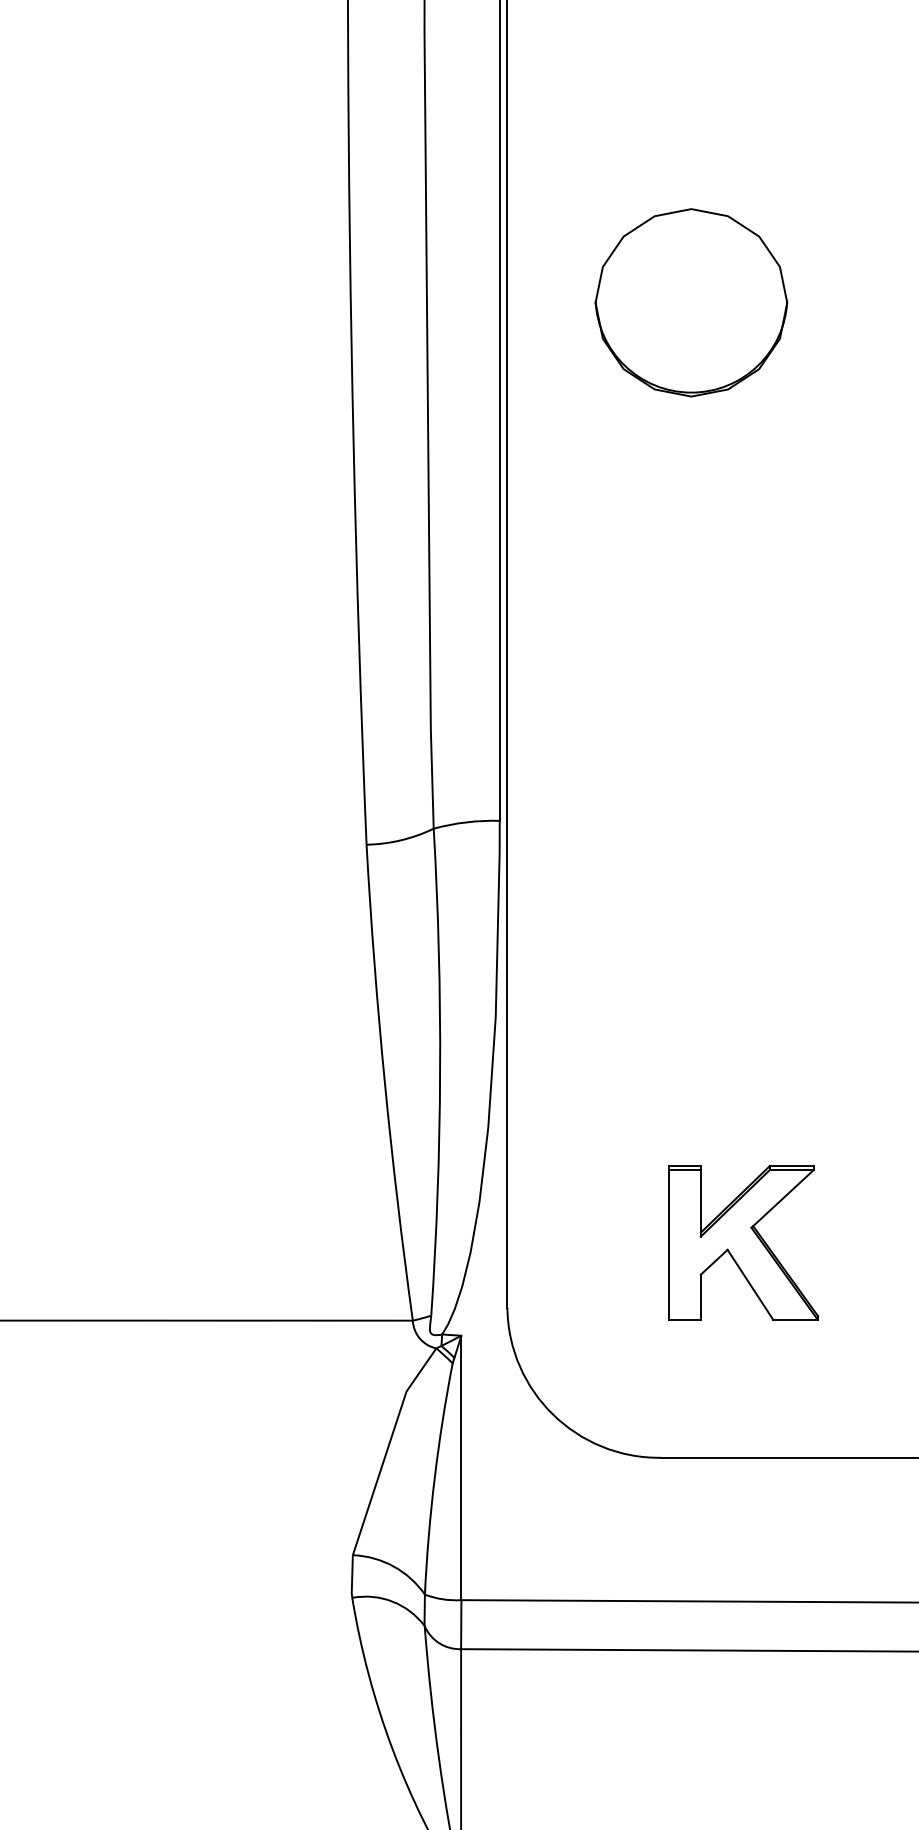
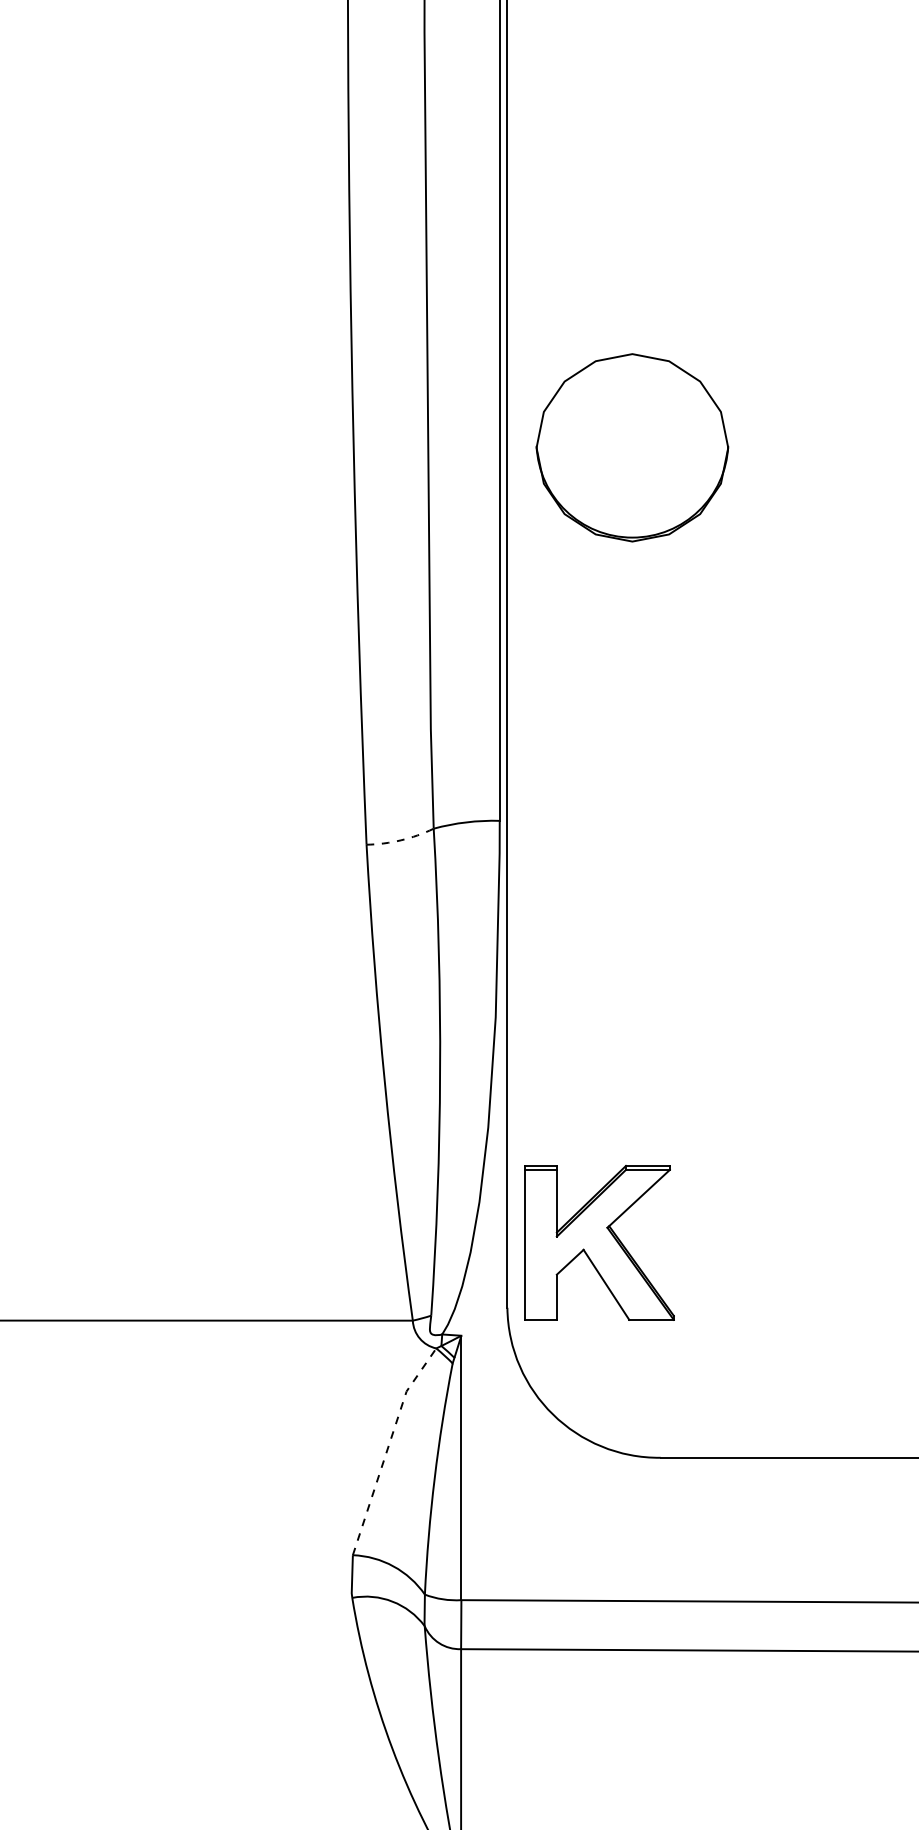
part position: (691, 302) -> (632, 447) (632, 447)
arc: solid -> dashed (401, 840)
part position: (743, 1242) -> (599, 1242) (599, 1242)
line: solid -> dashed (388, 1447)
